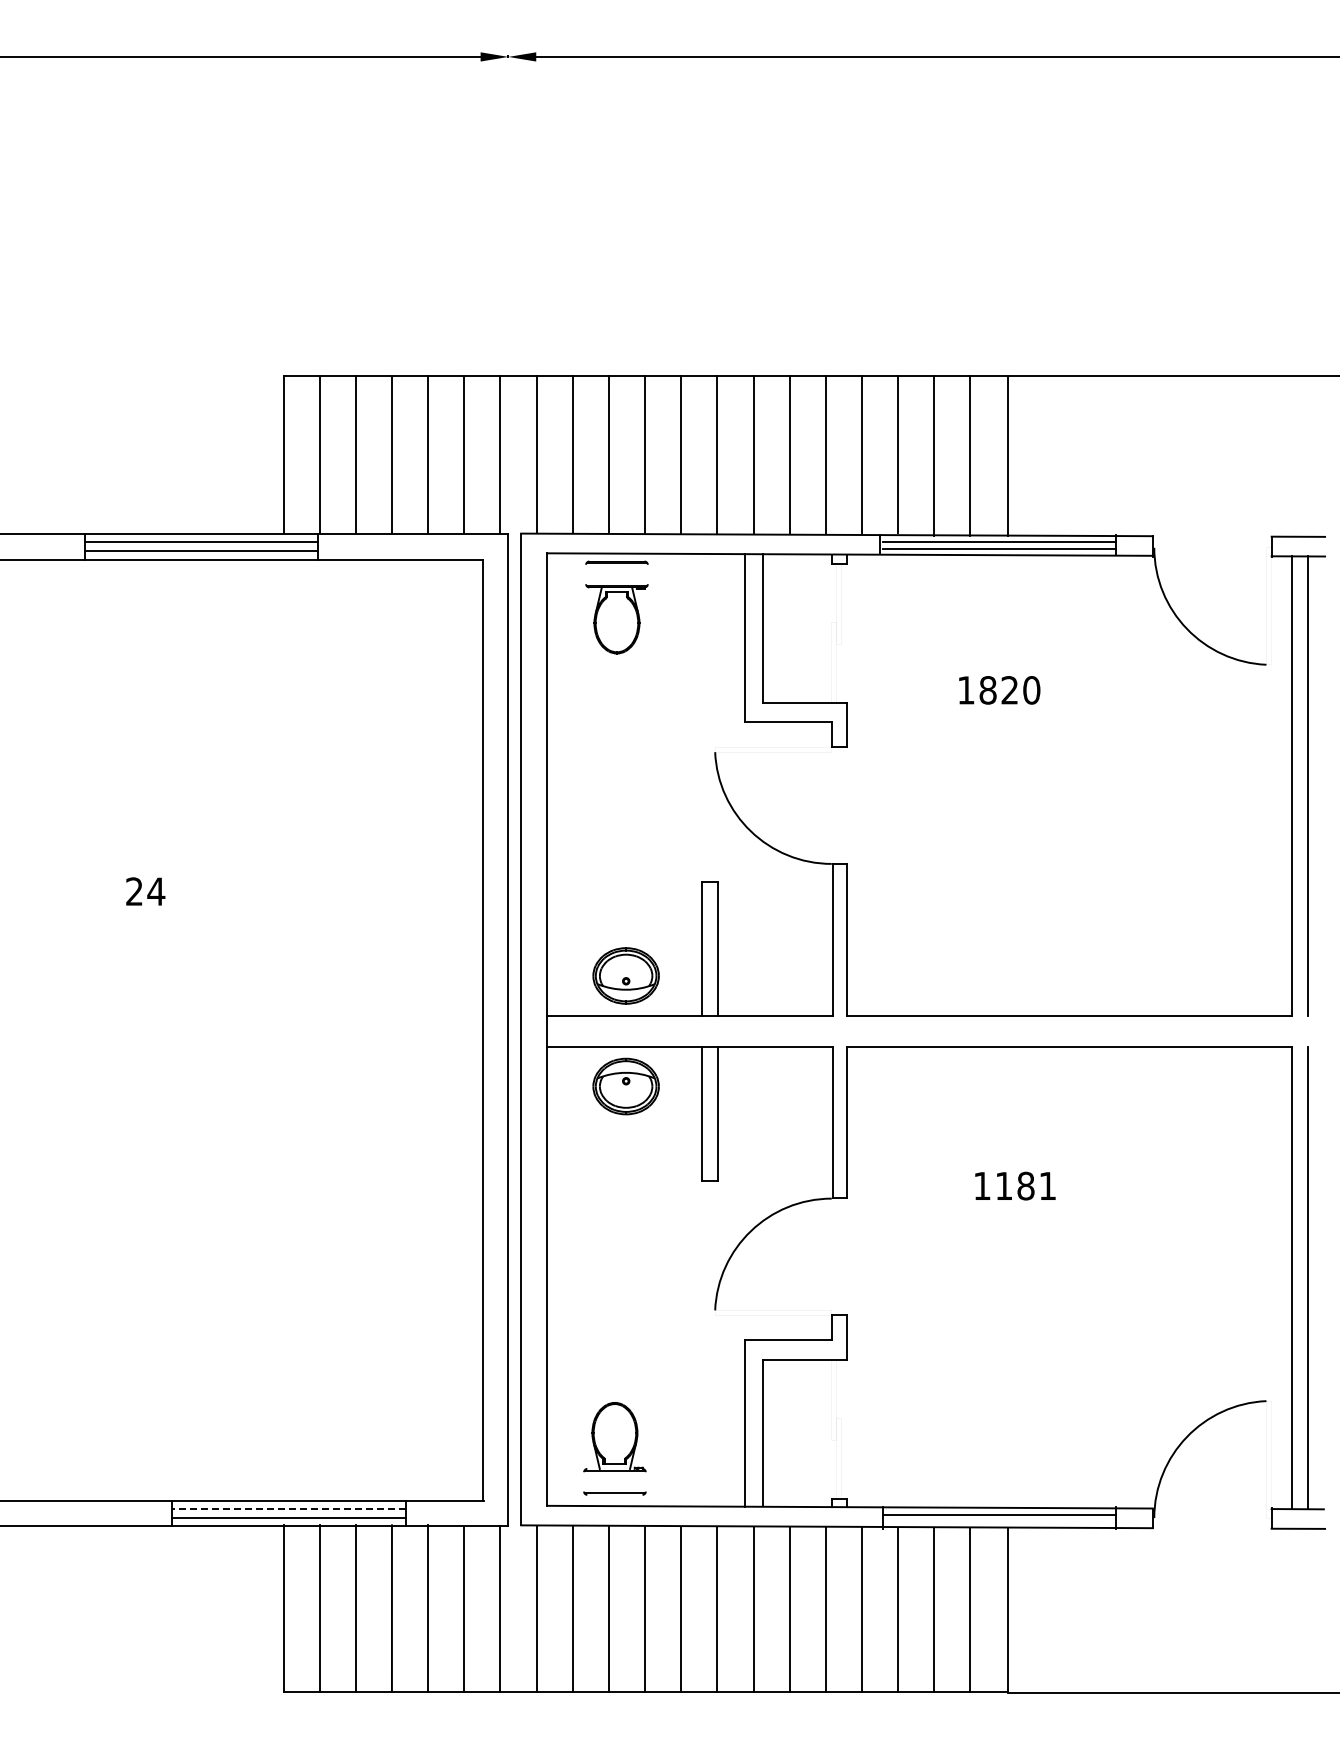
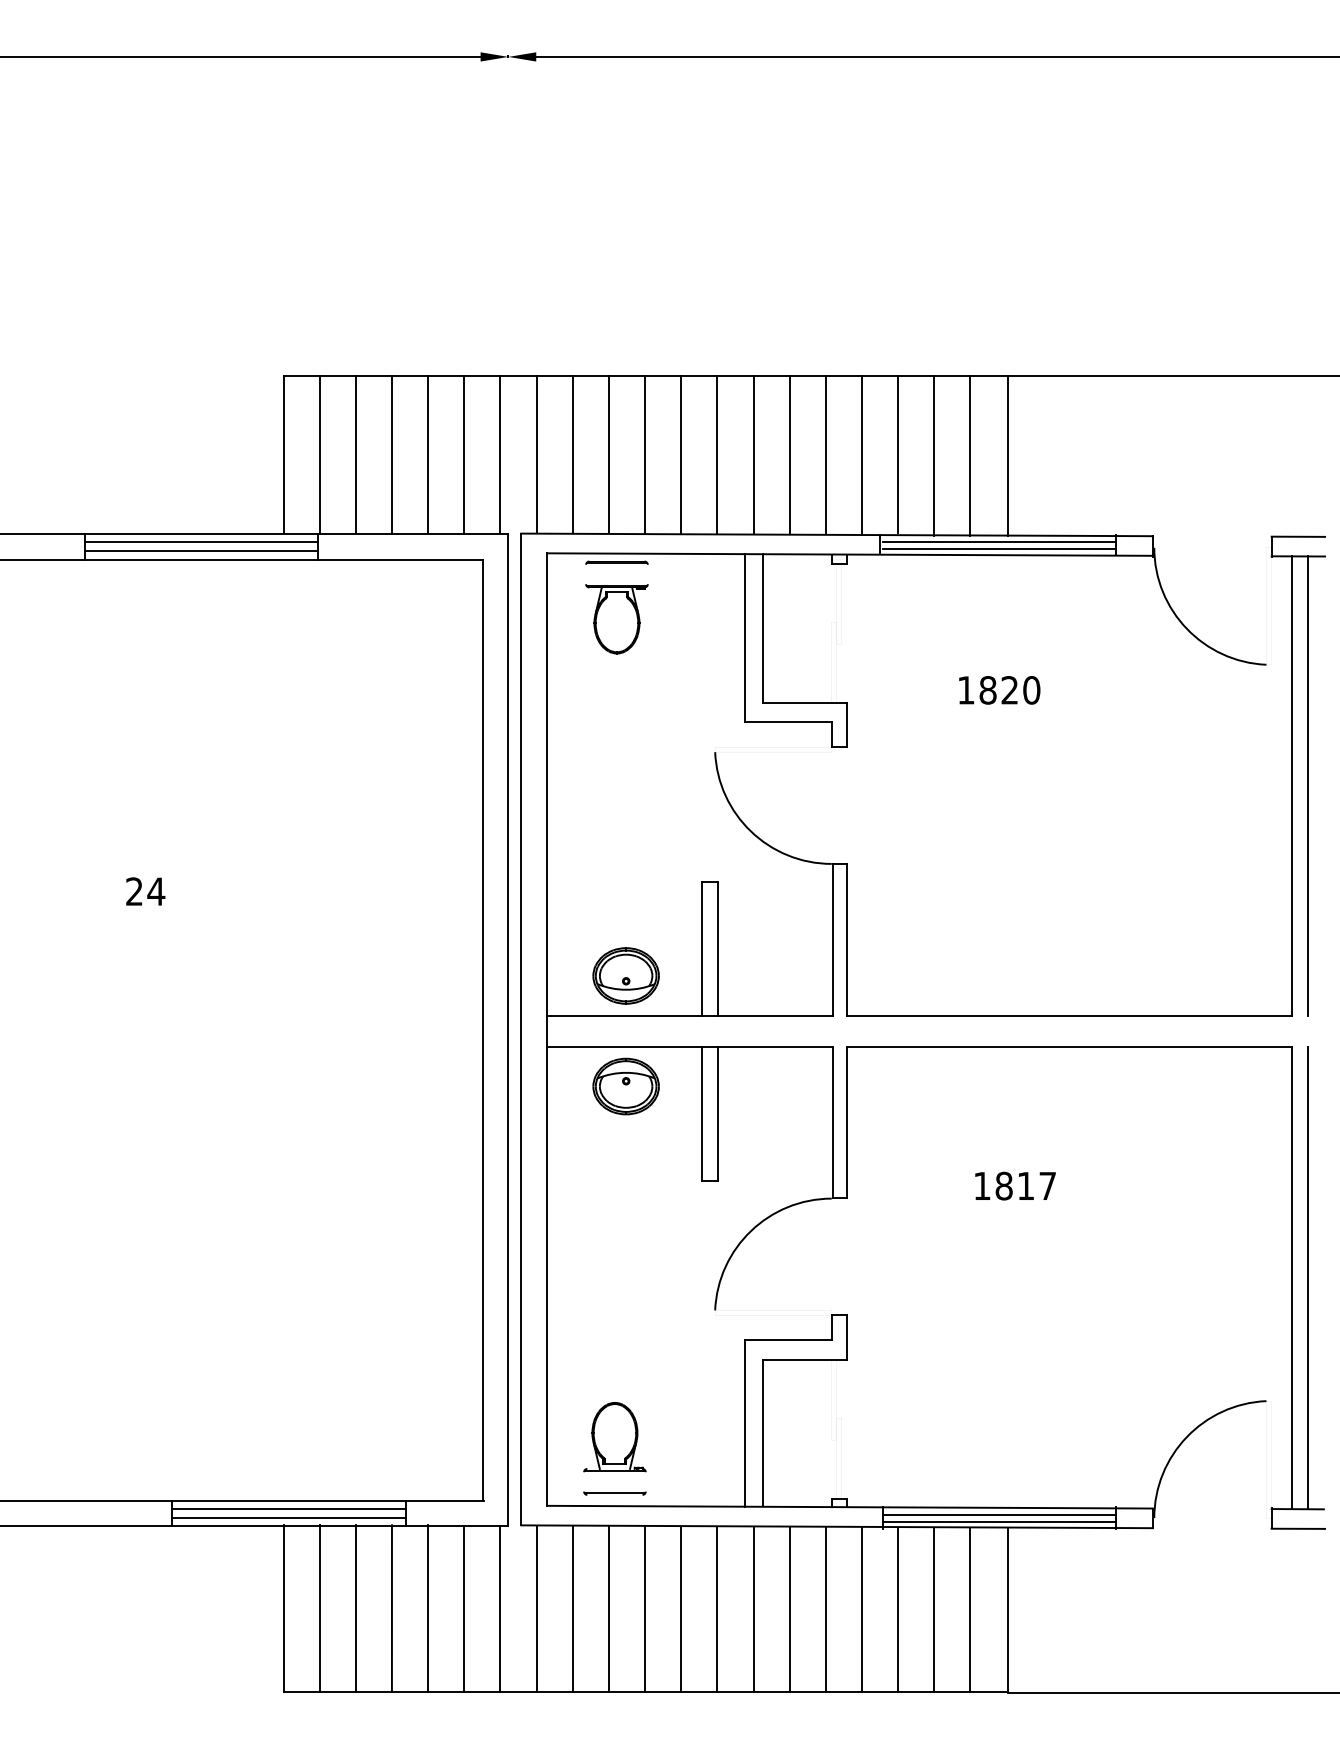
text: 1181 -> 1817 (1025, 1185)
line: dashed -> solid (288, 1509)
line: none -> present (998, 1522)
